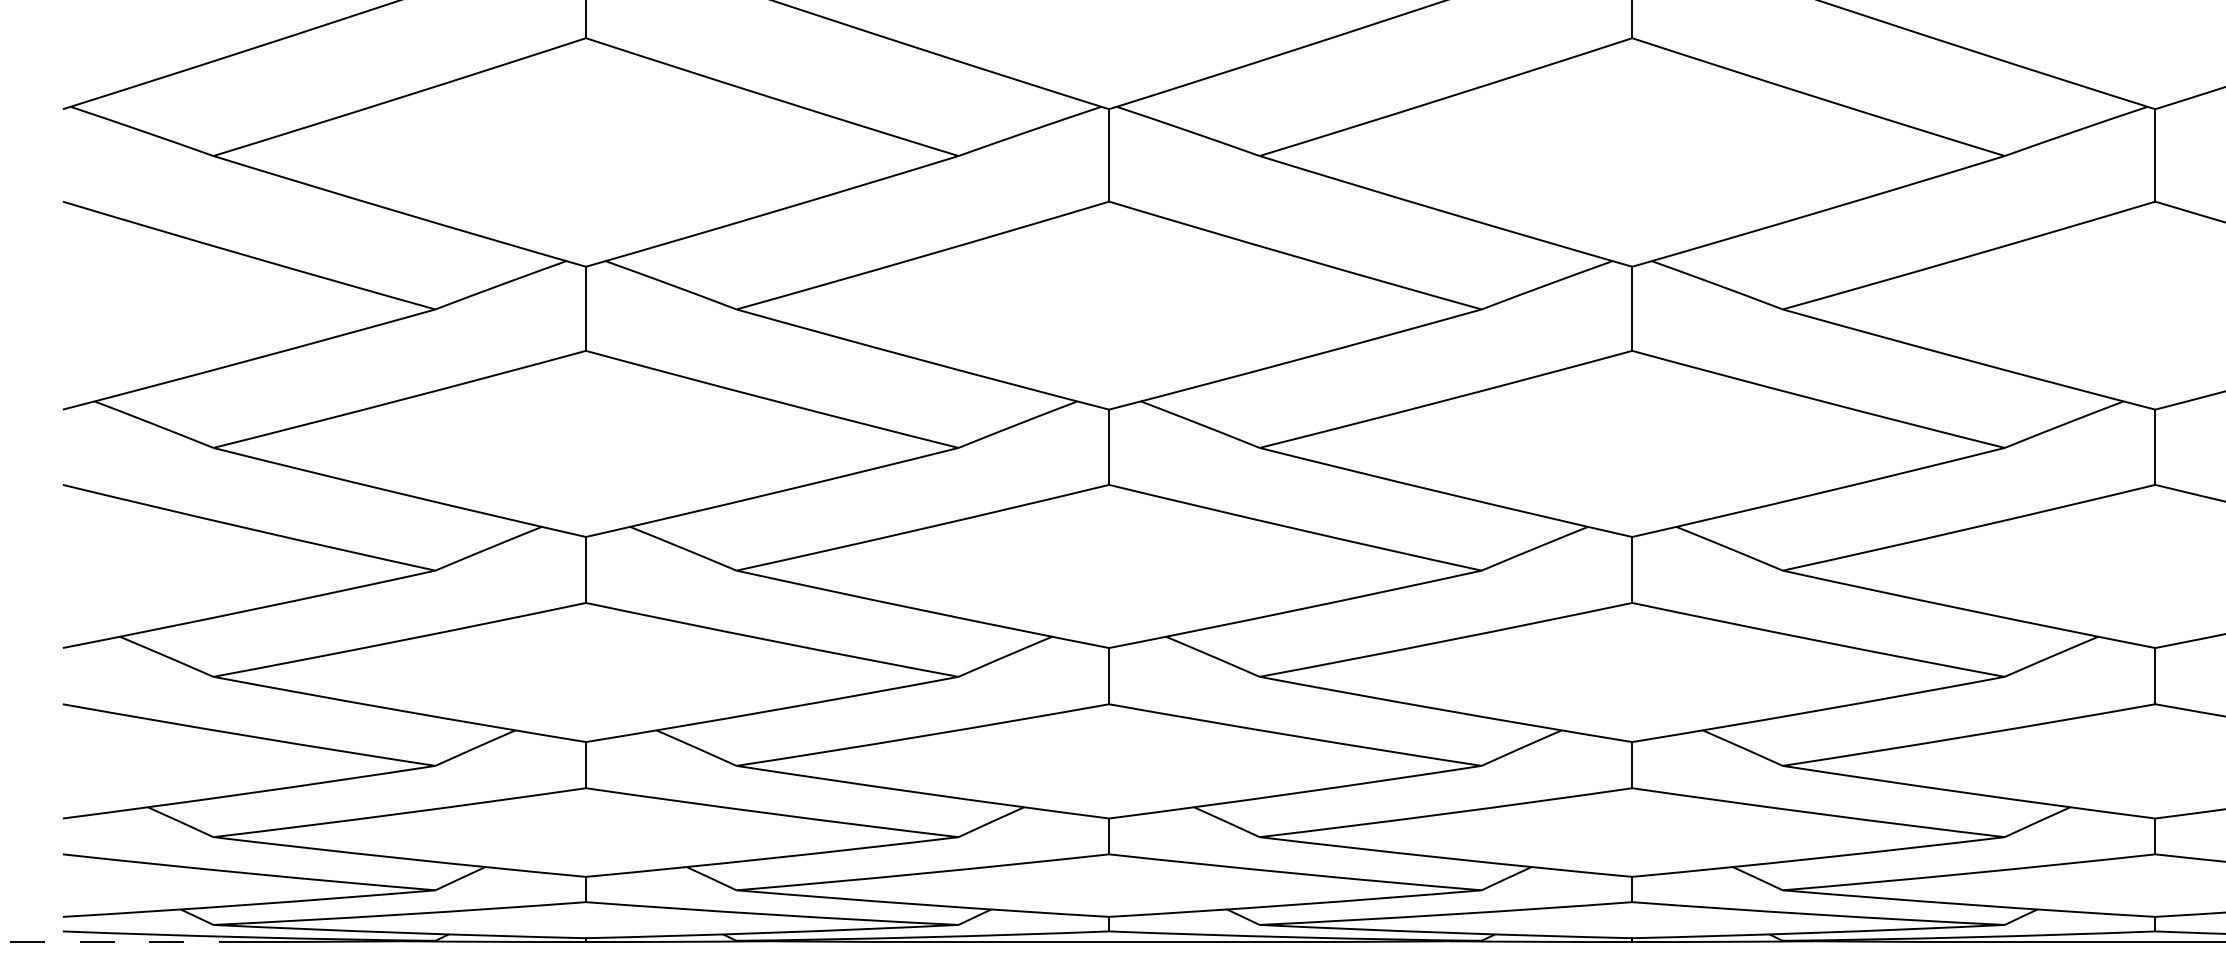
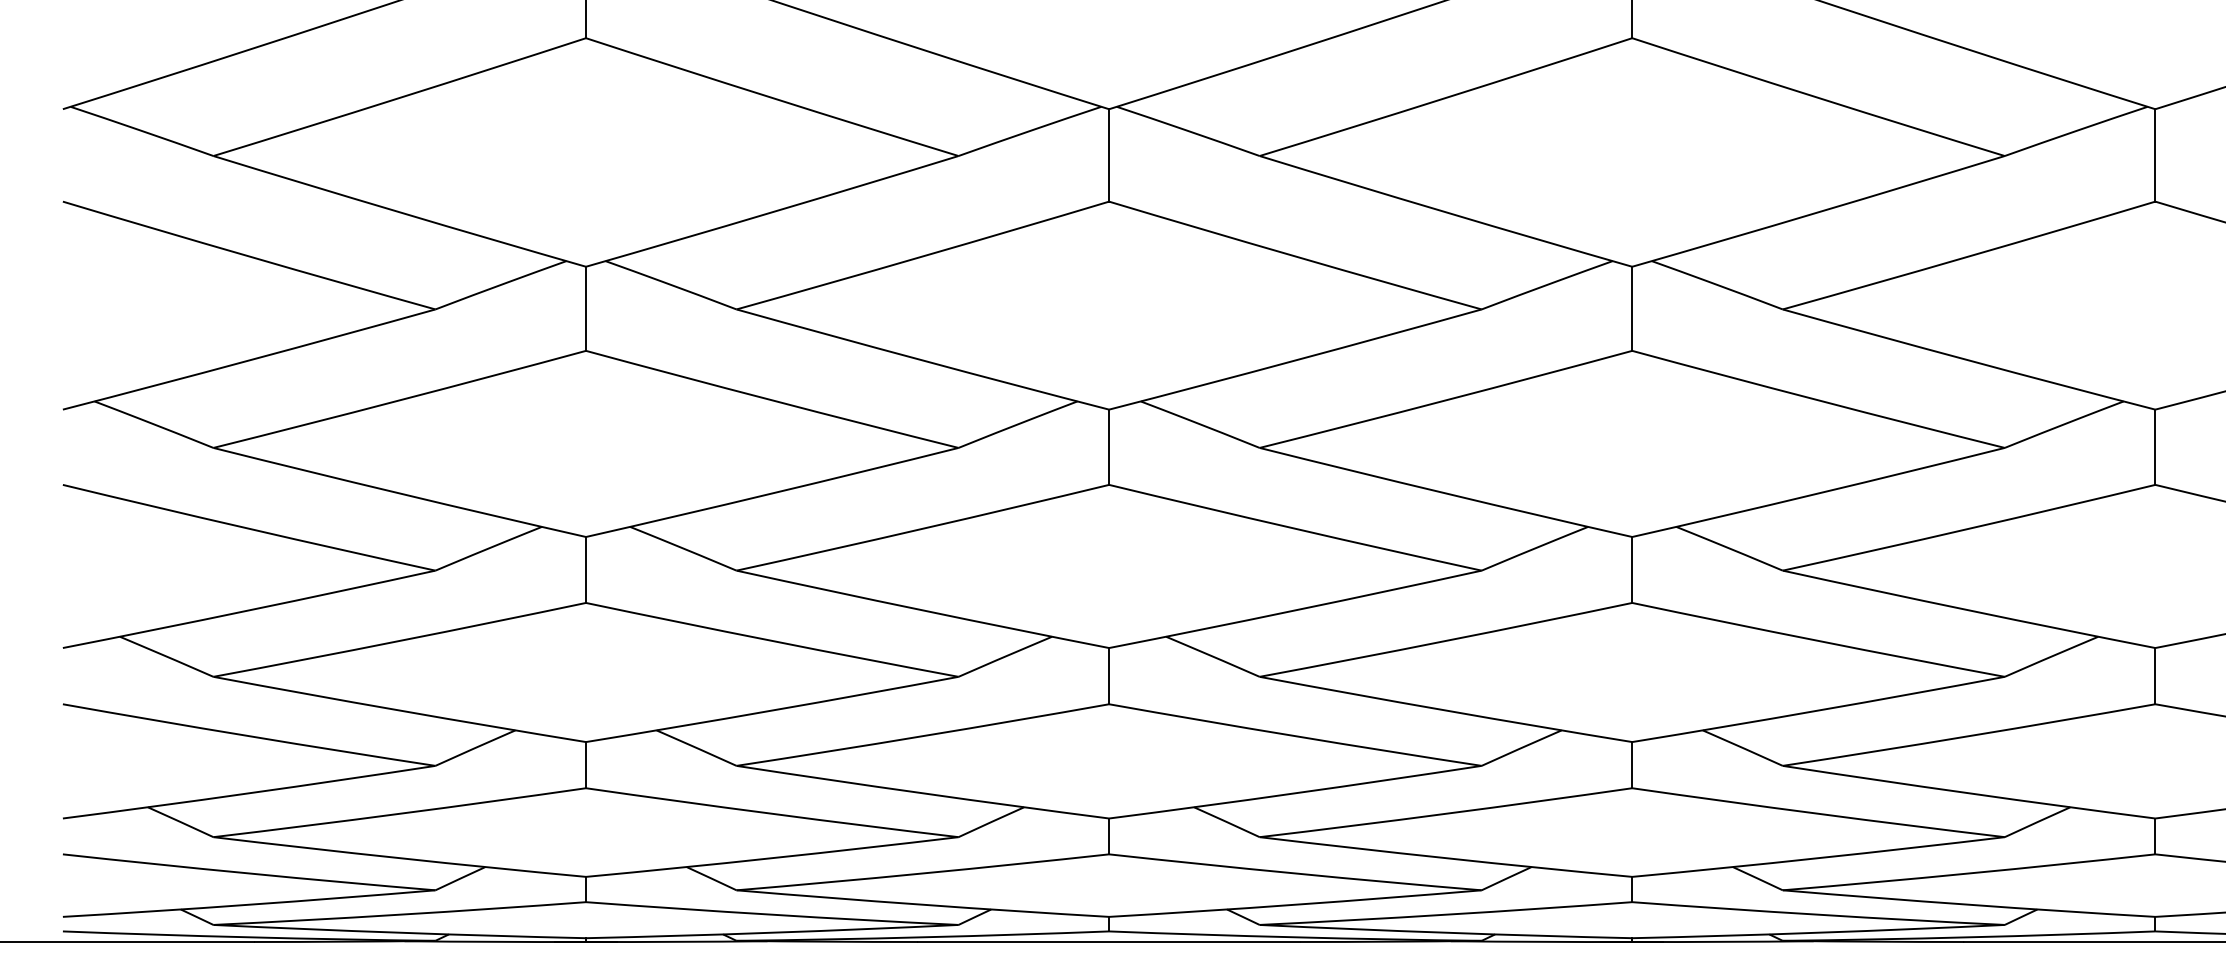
line: dashed -> solid (127, 941)
